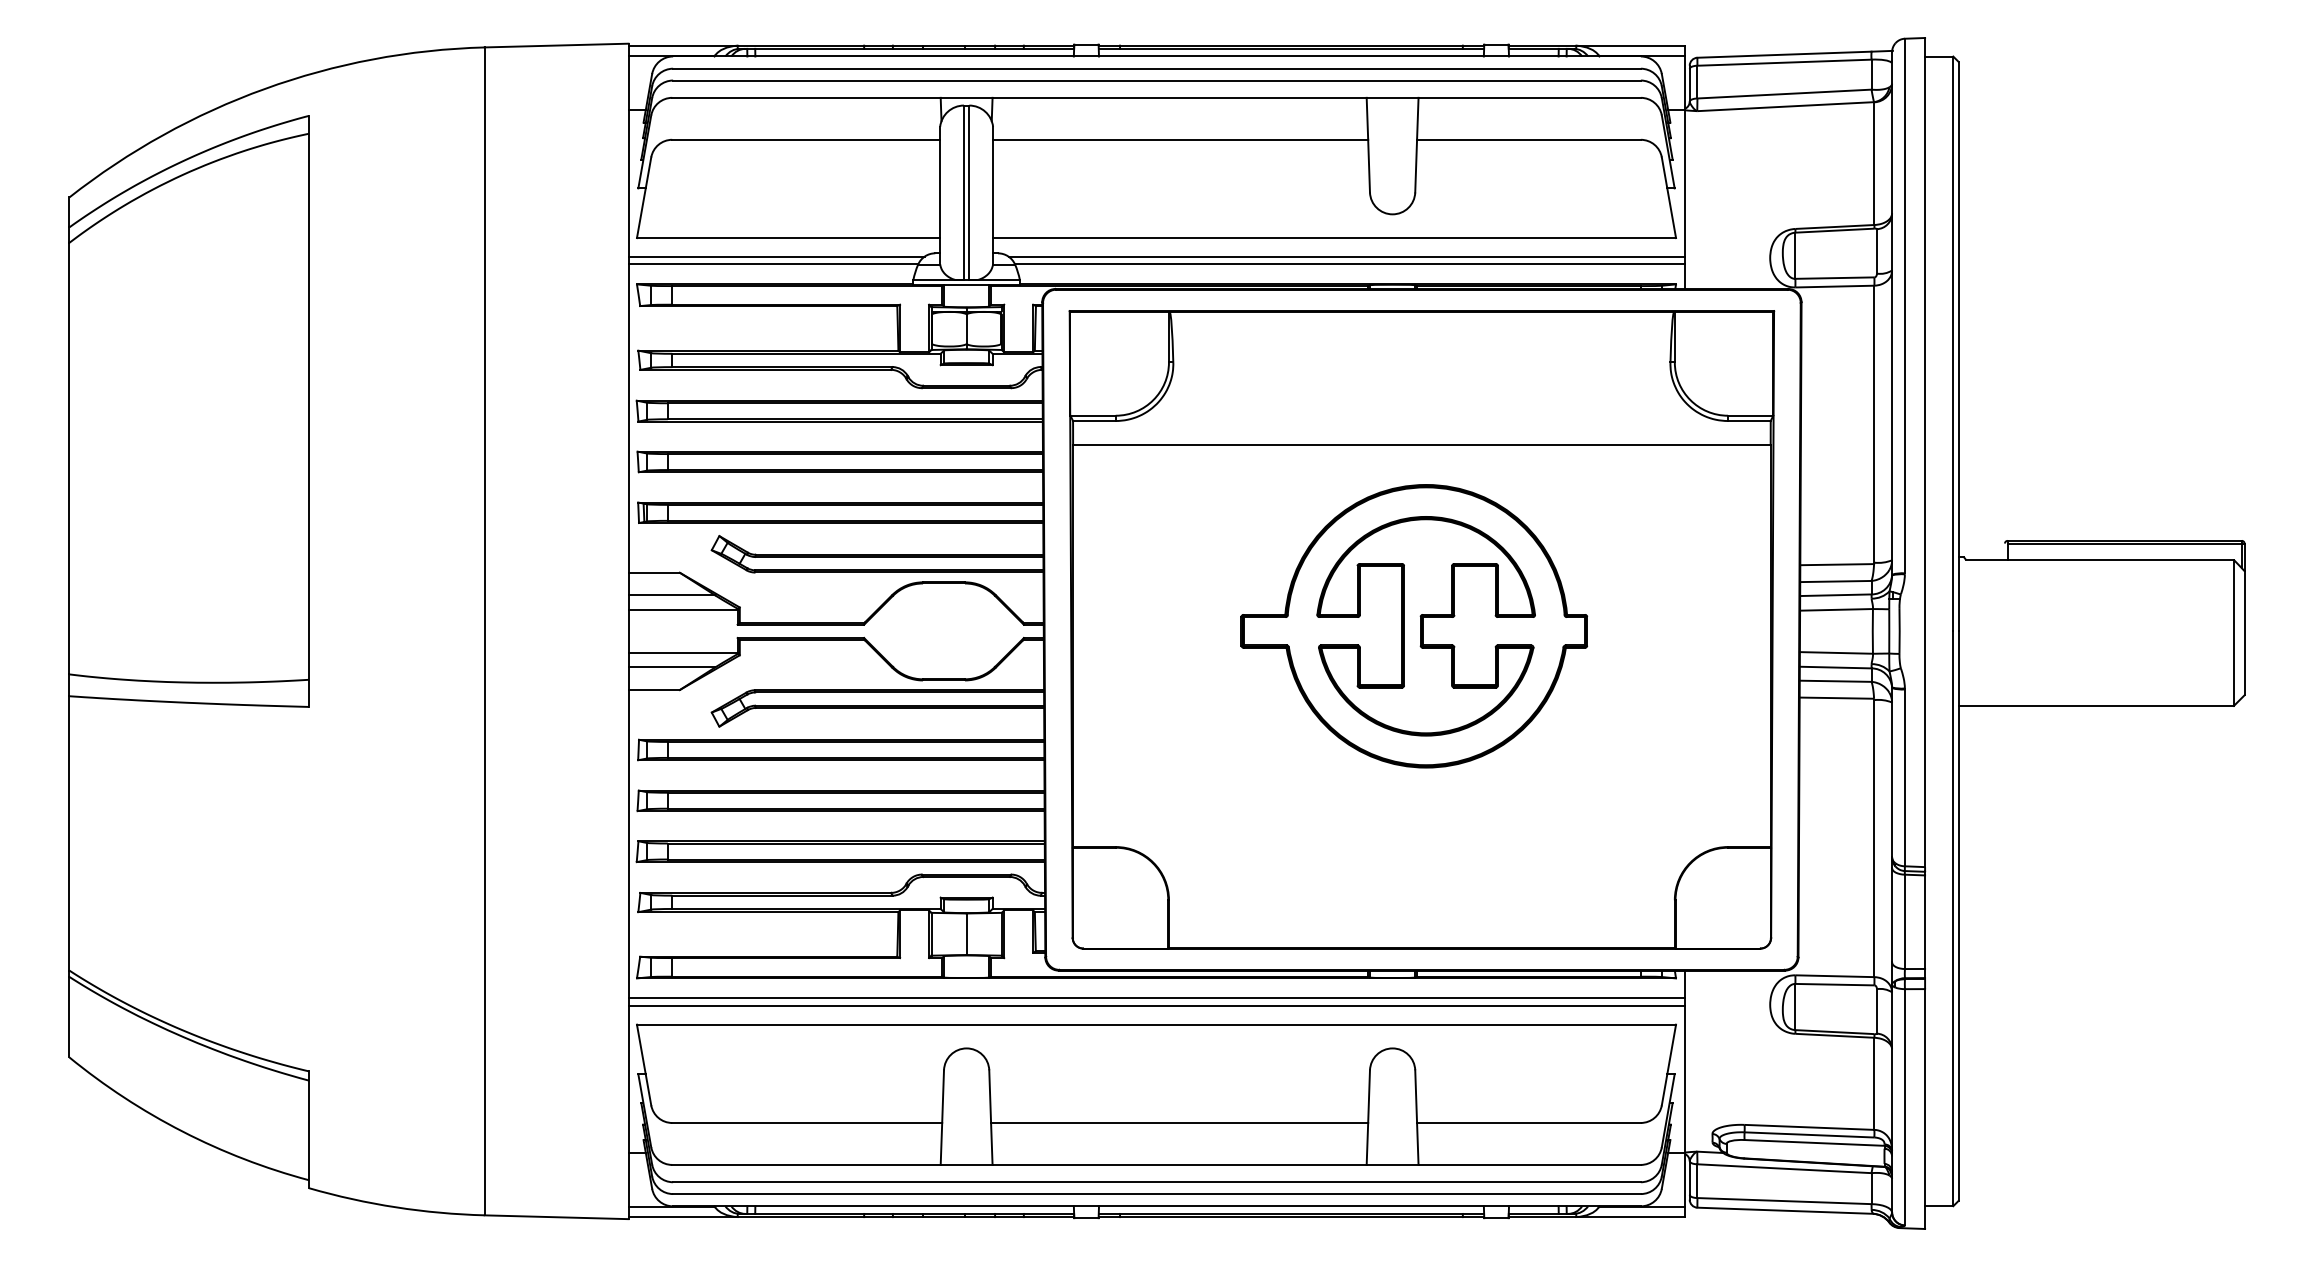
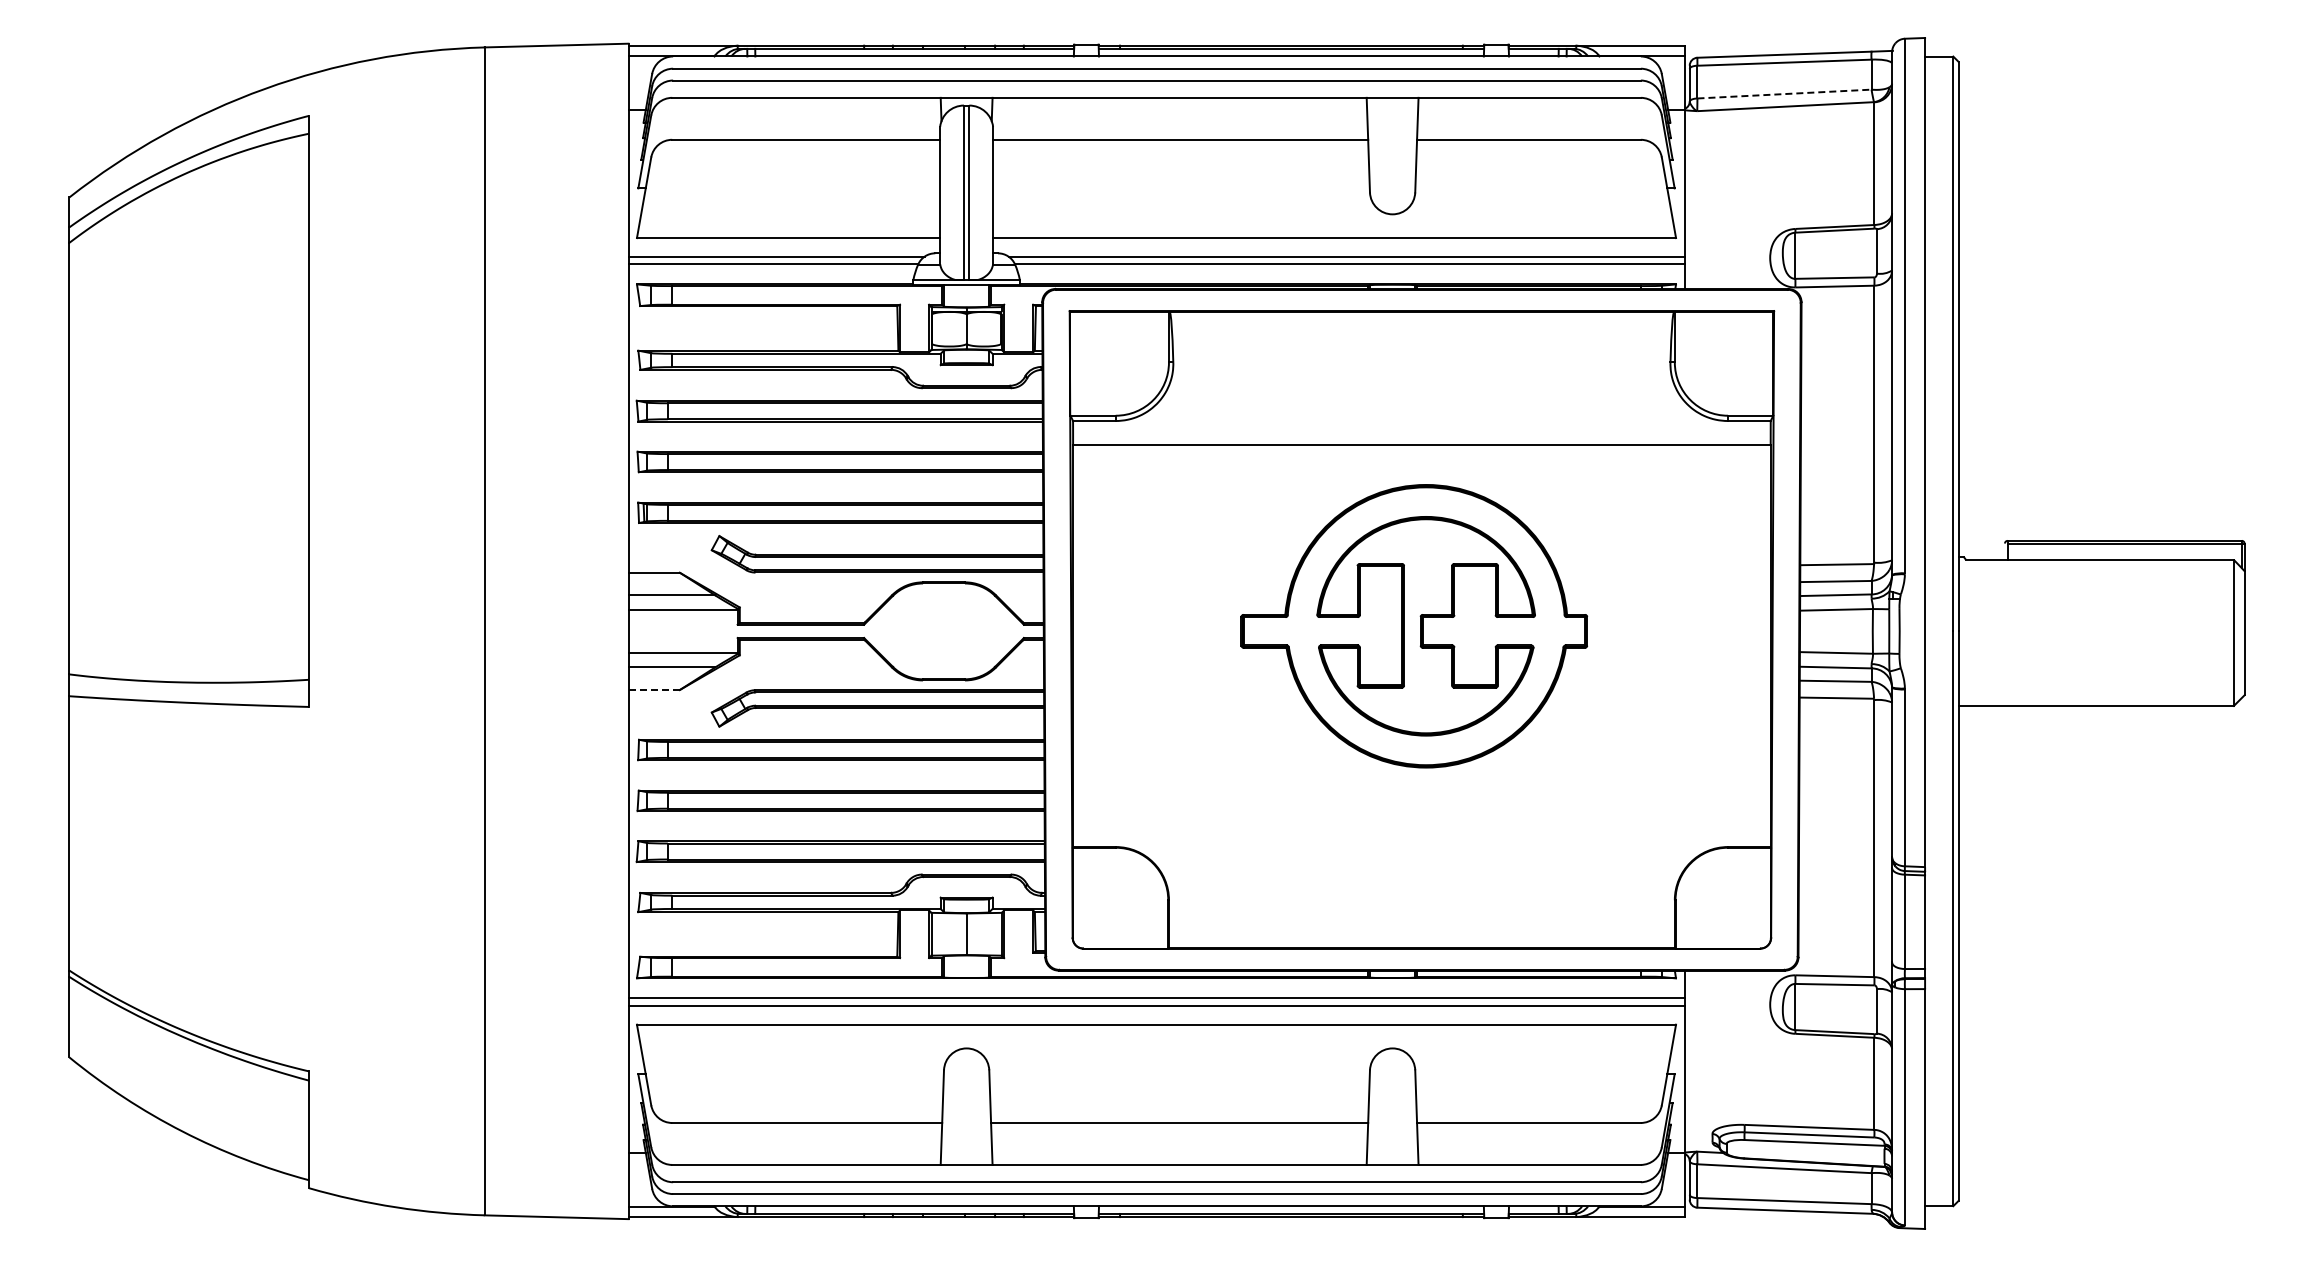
line: solid -> dashed (1784, 94)
line: solid -> dashed (654, 690)
